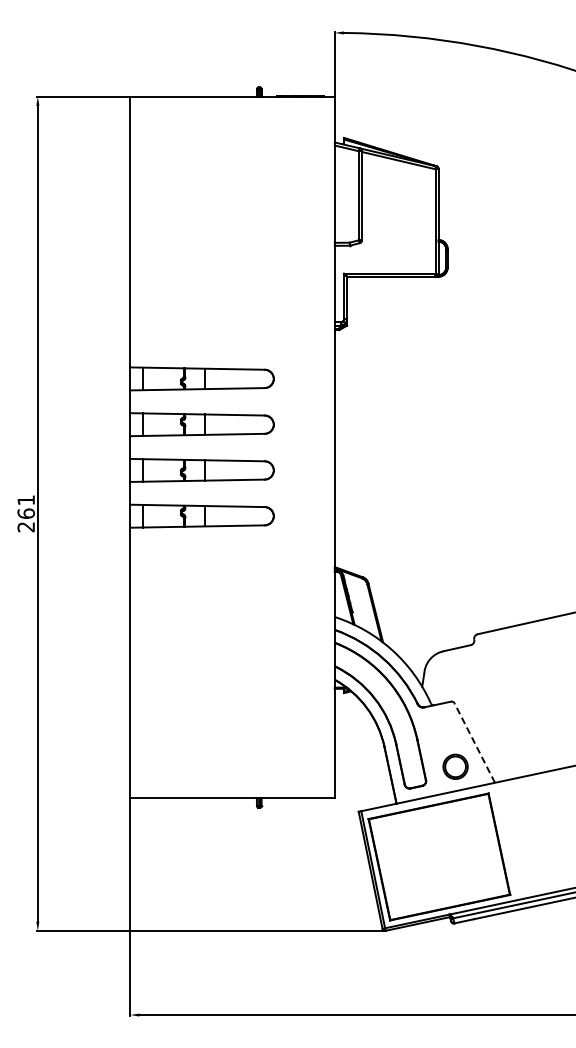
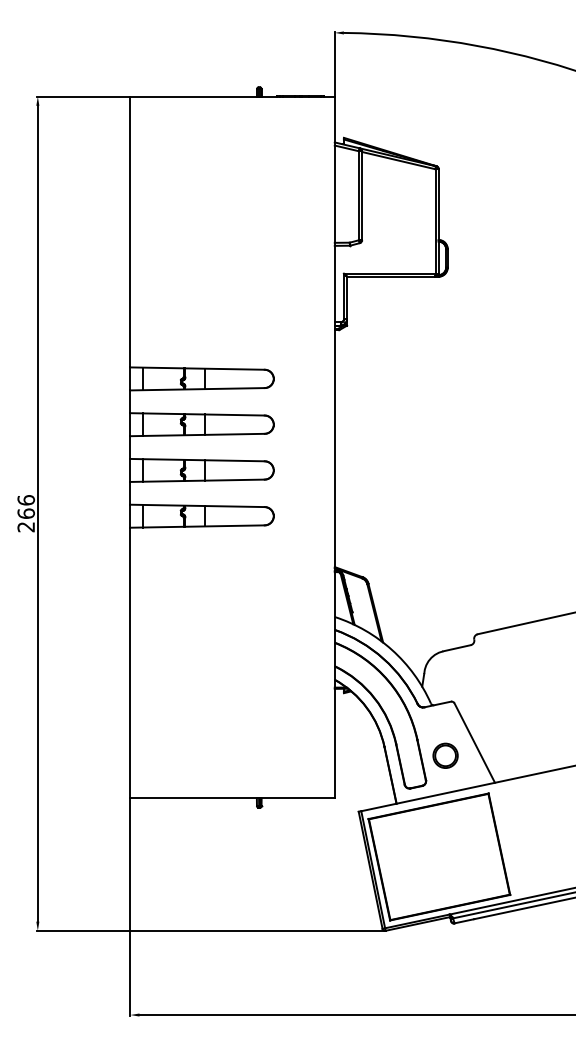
text: 261 -> 266 (25, 500)
line: dashed -> solid (474, 743)
part position: (455, 766) -> (445, 755) (445, 755)
